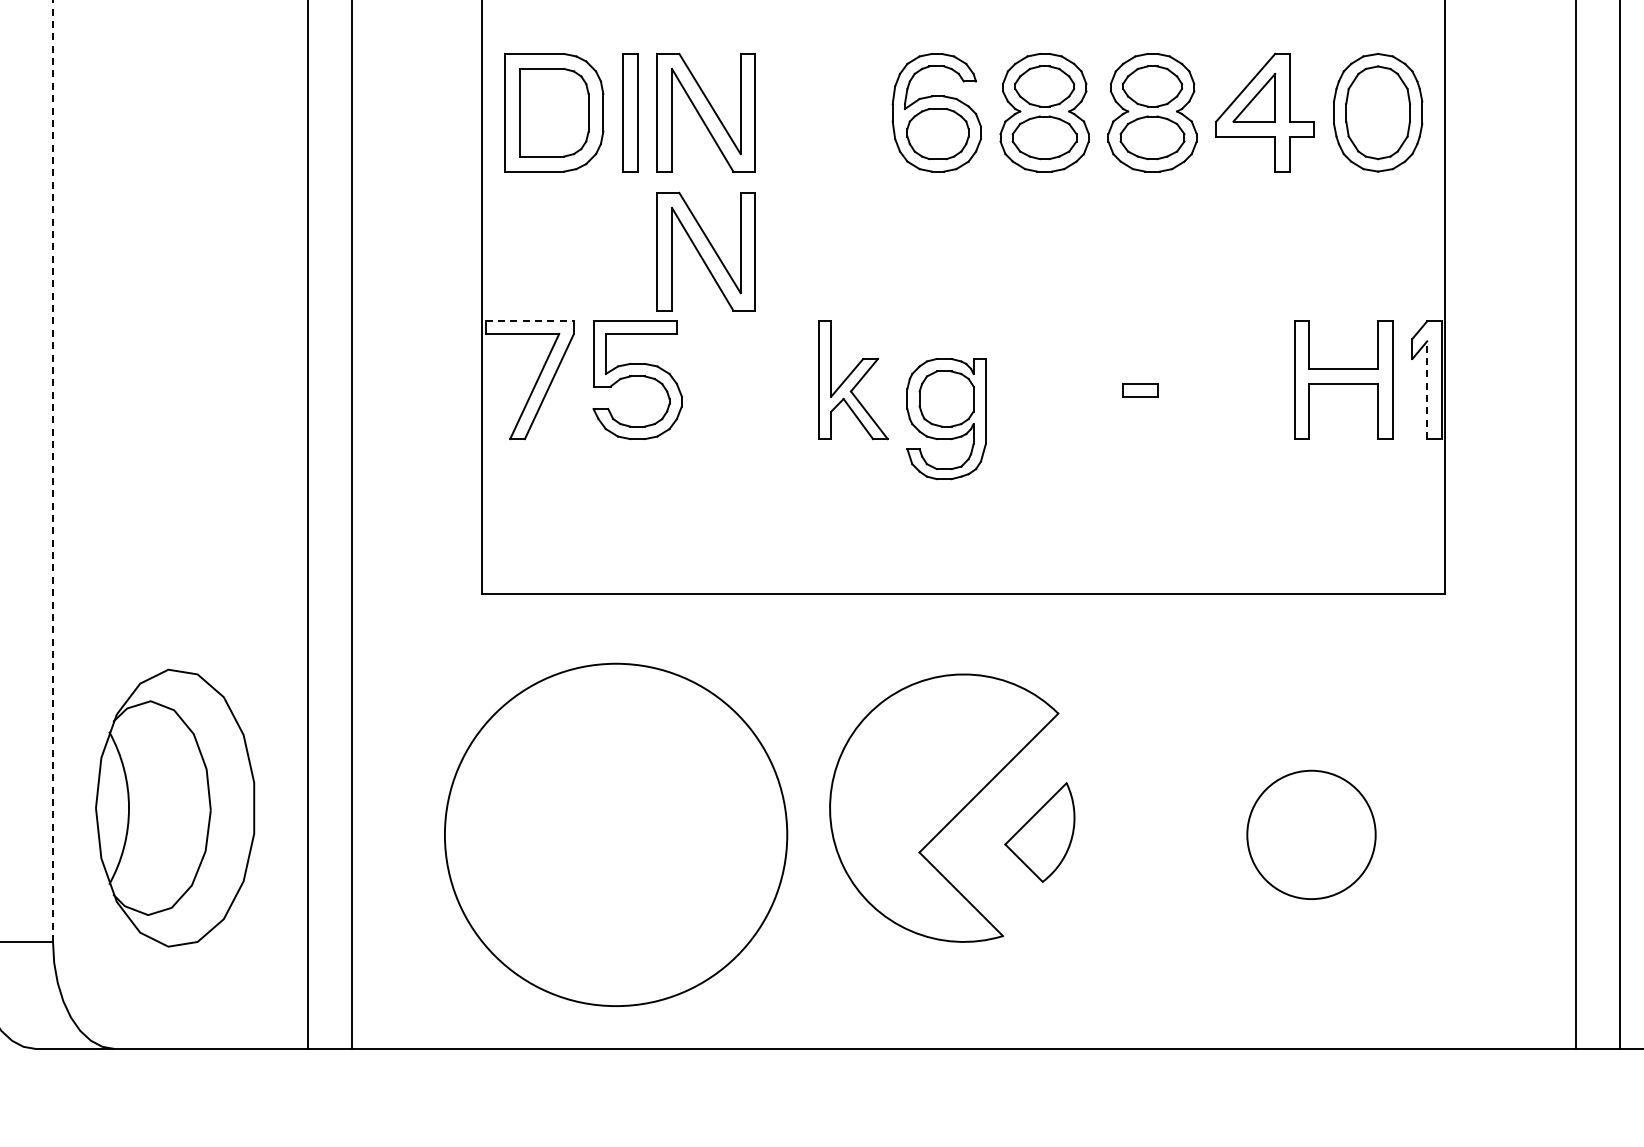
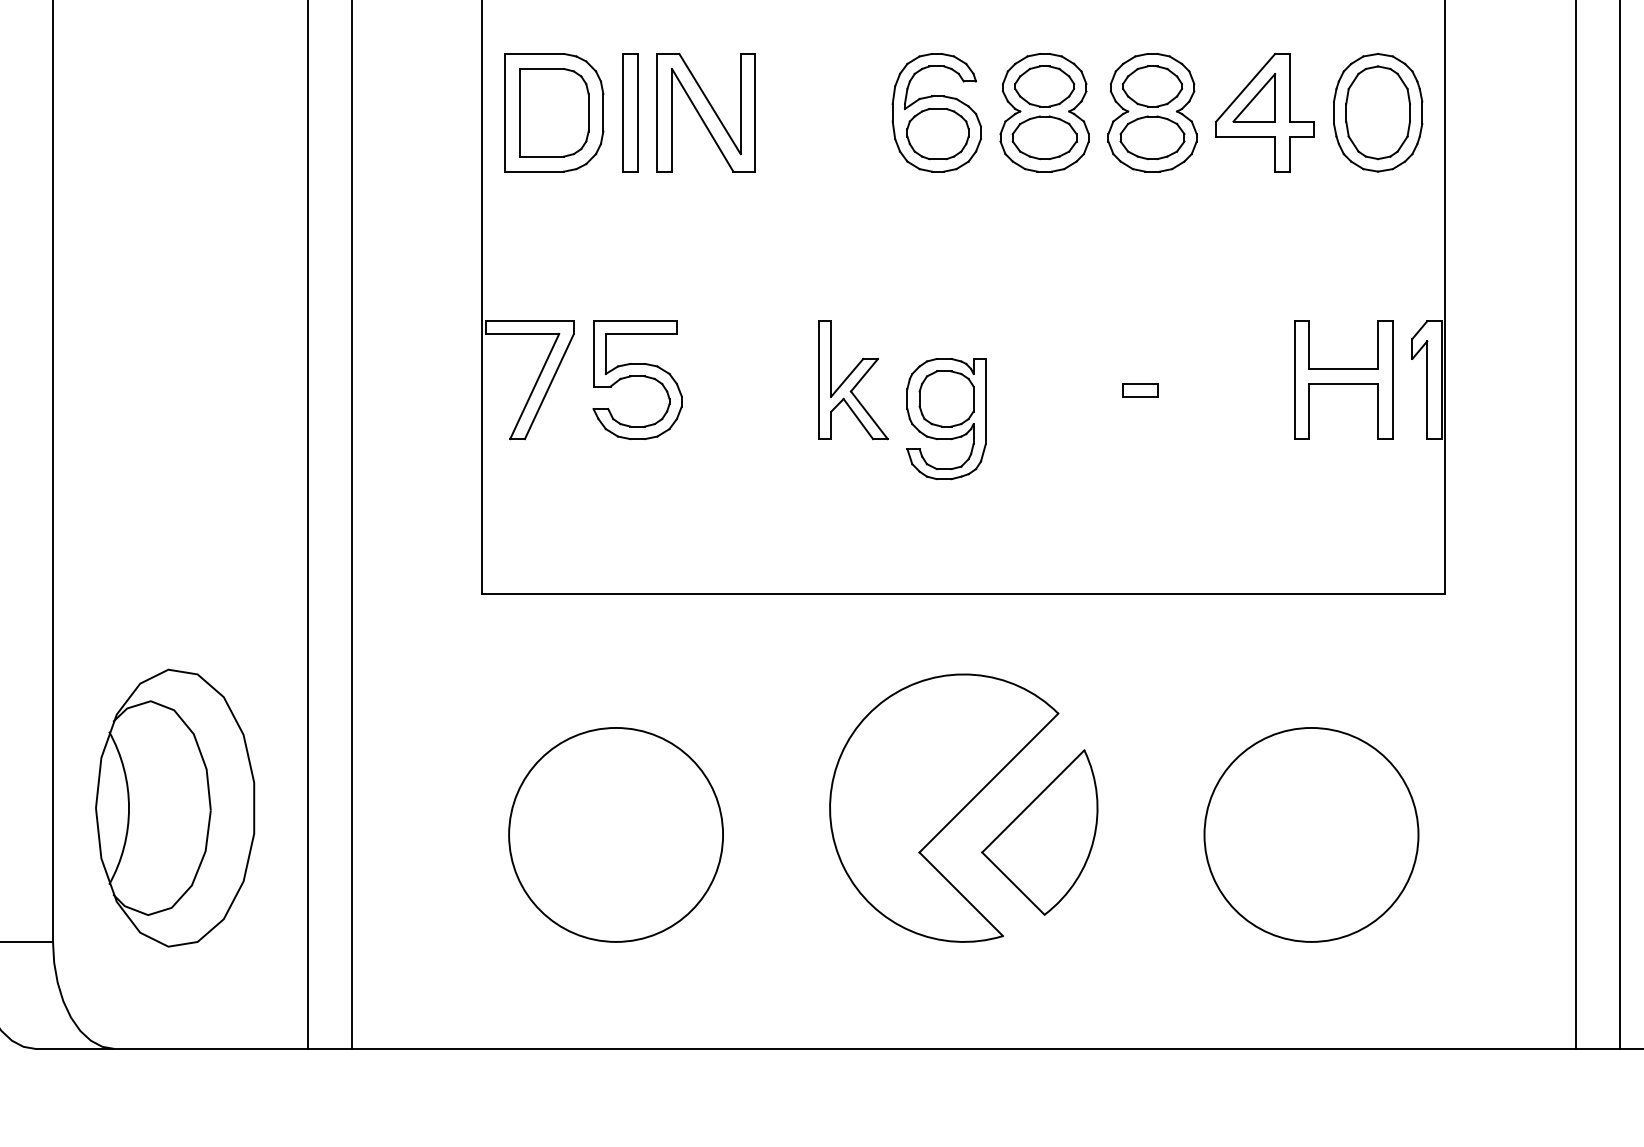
part: present -> none (705, 251)
line: dashed -> solid (530, 321)
line: dashed -> solid (1427, 390)
line: dashed -> solid (53, 471)
part size: 72x101 px -> 118x167 px (1039, 832)
circle diameter: 342 px -> 214 px (616, 834)
circle diameter: 128 px -> 214 px (1311, 834)
